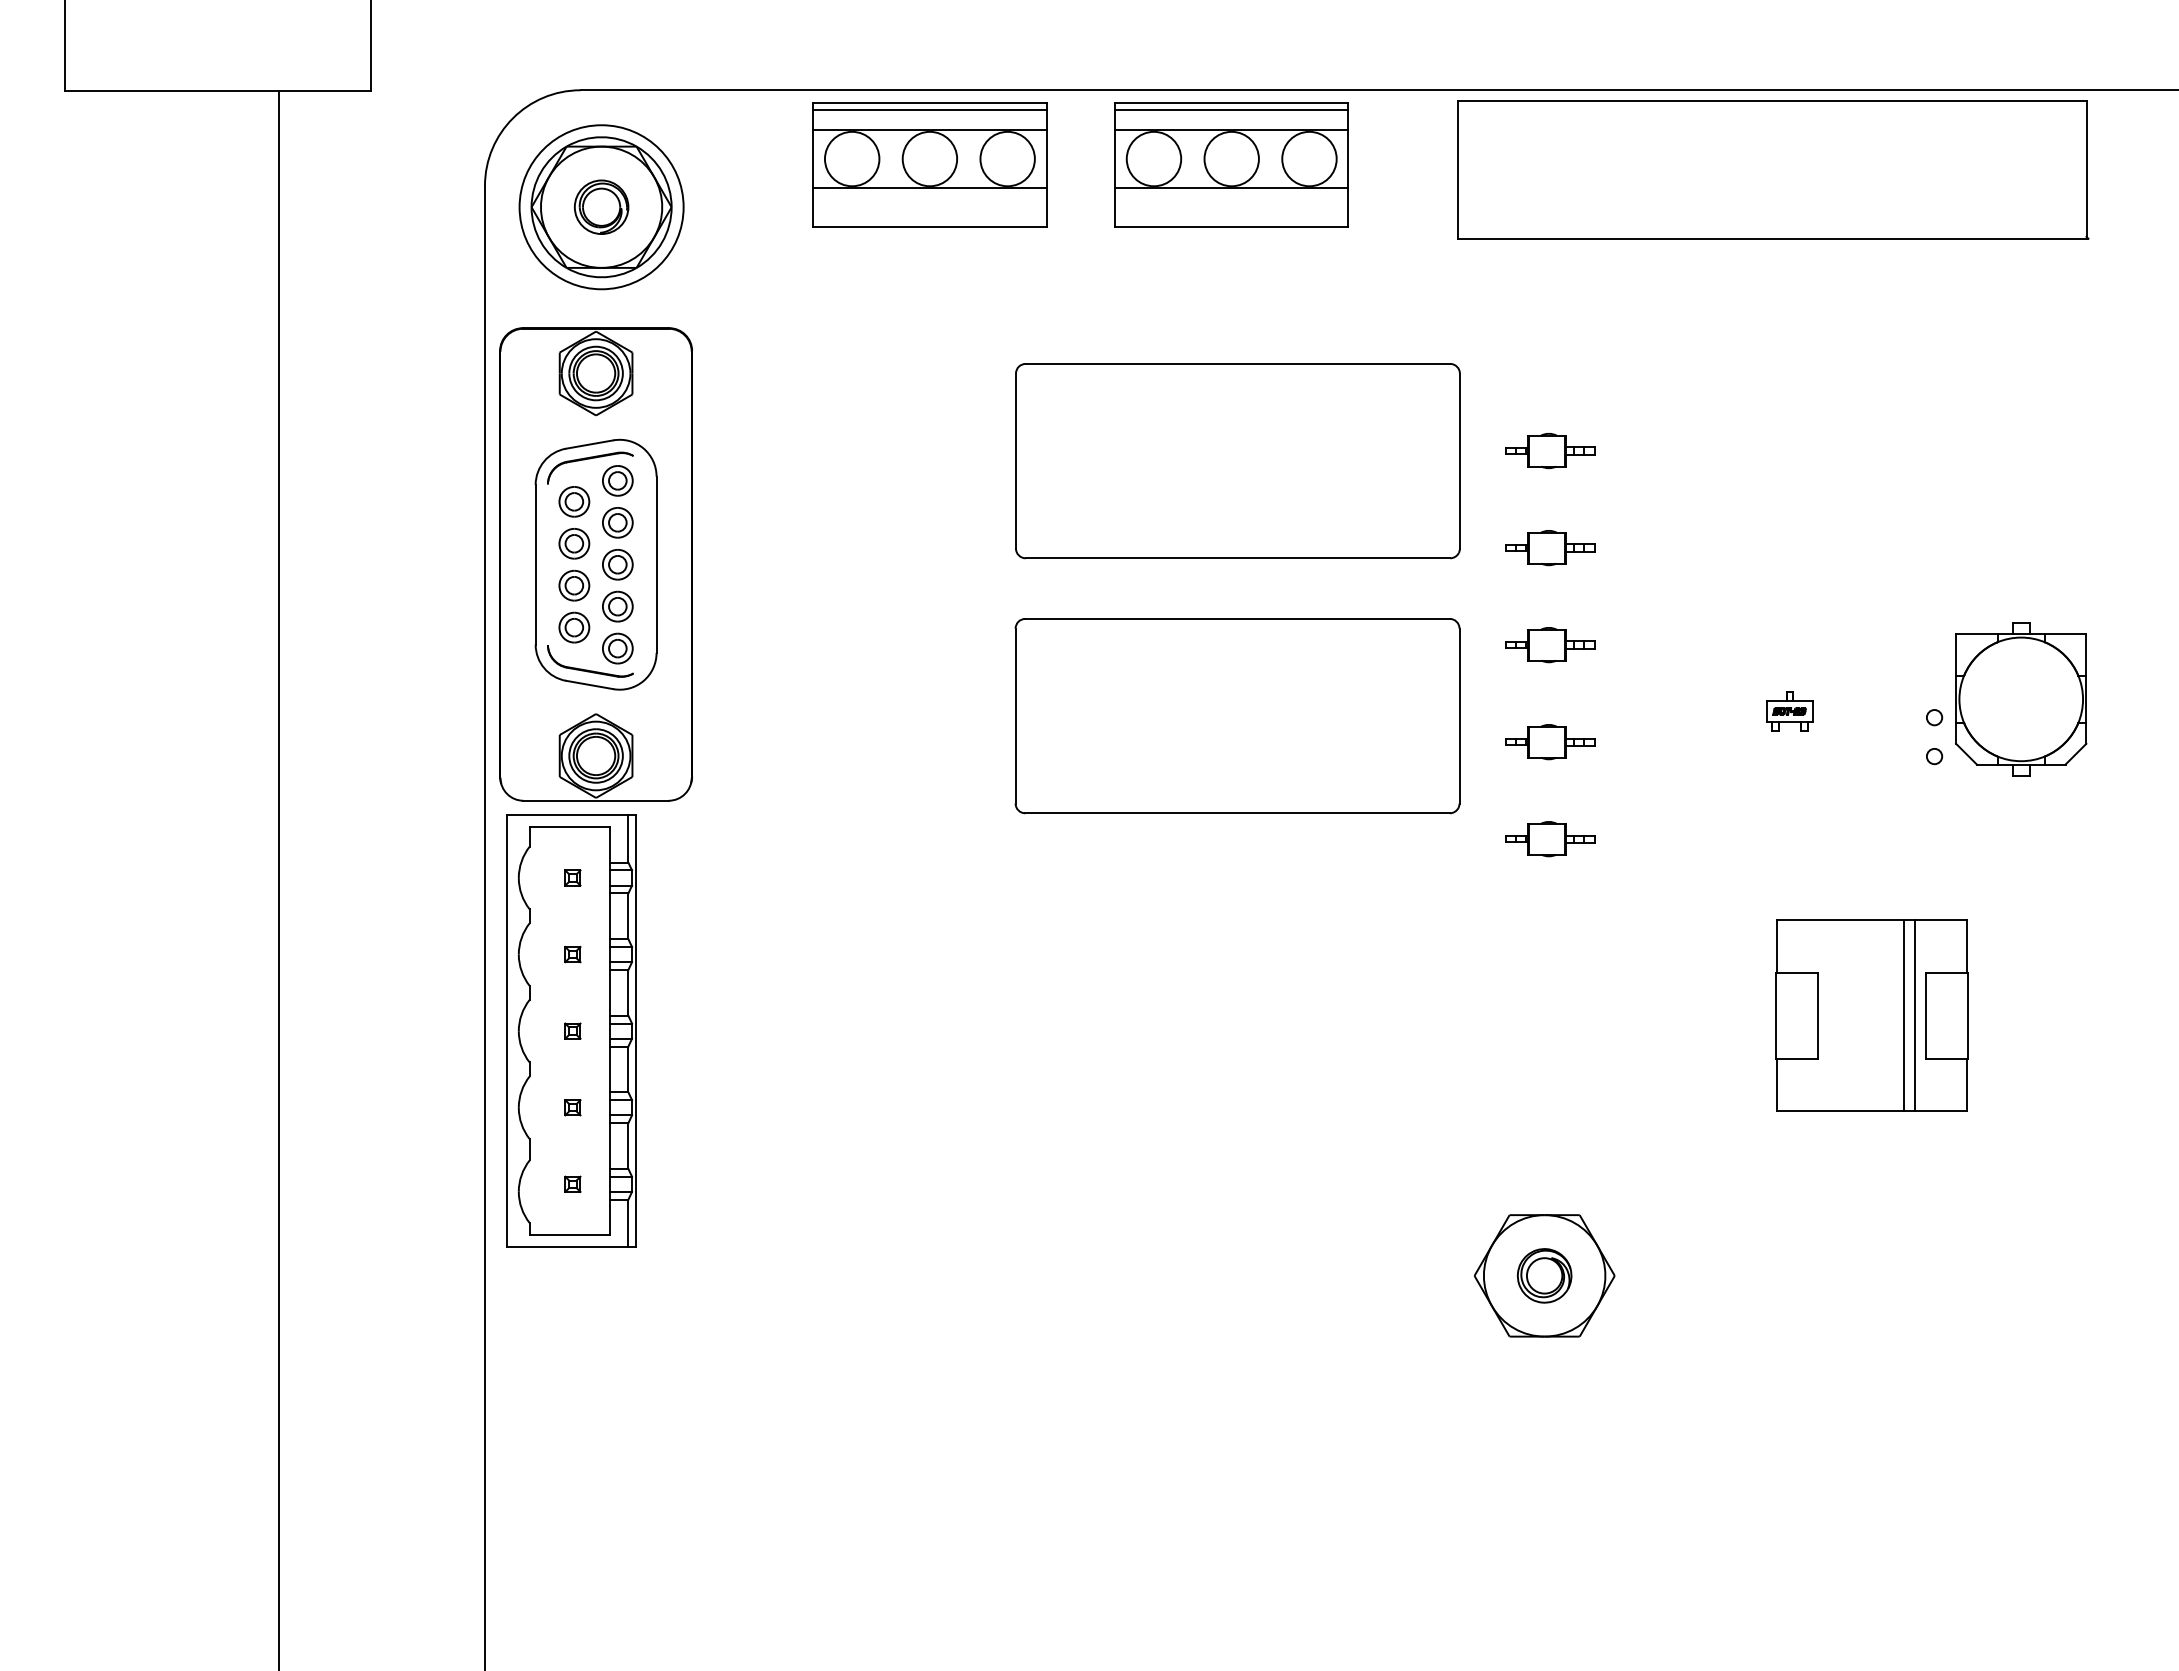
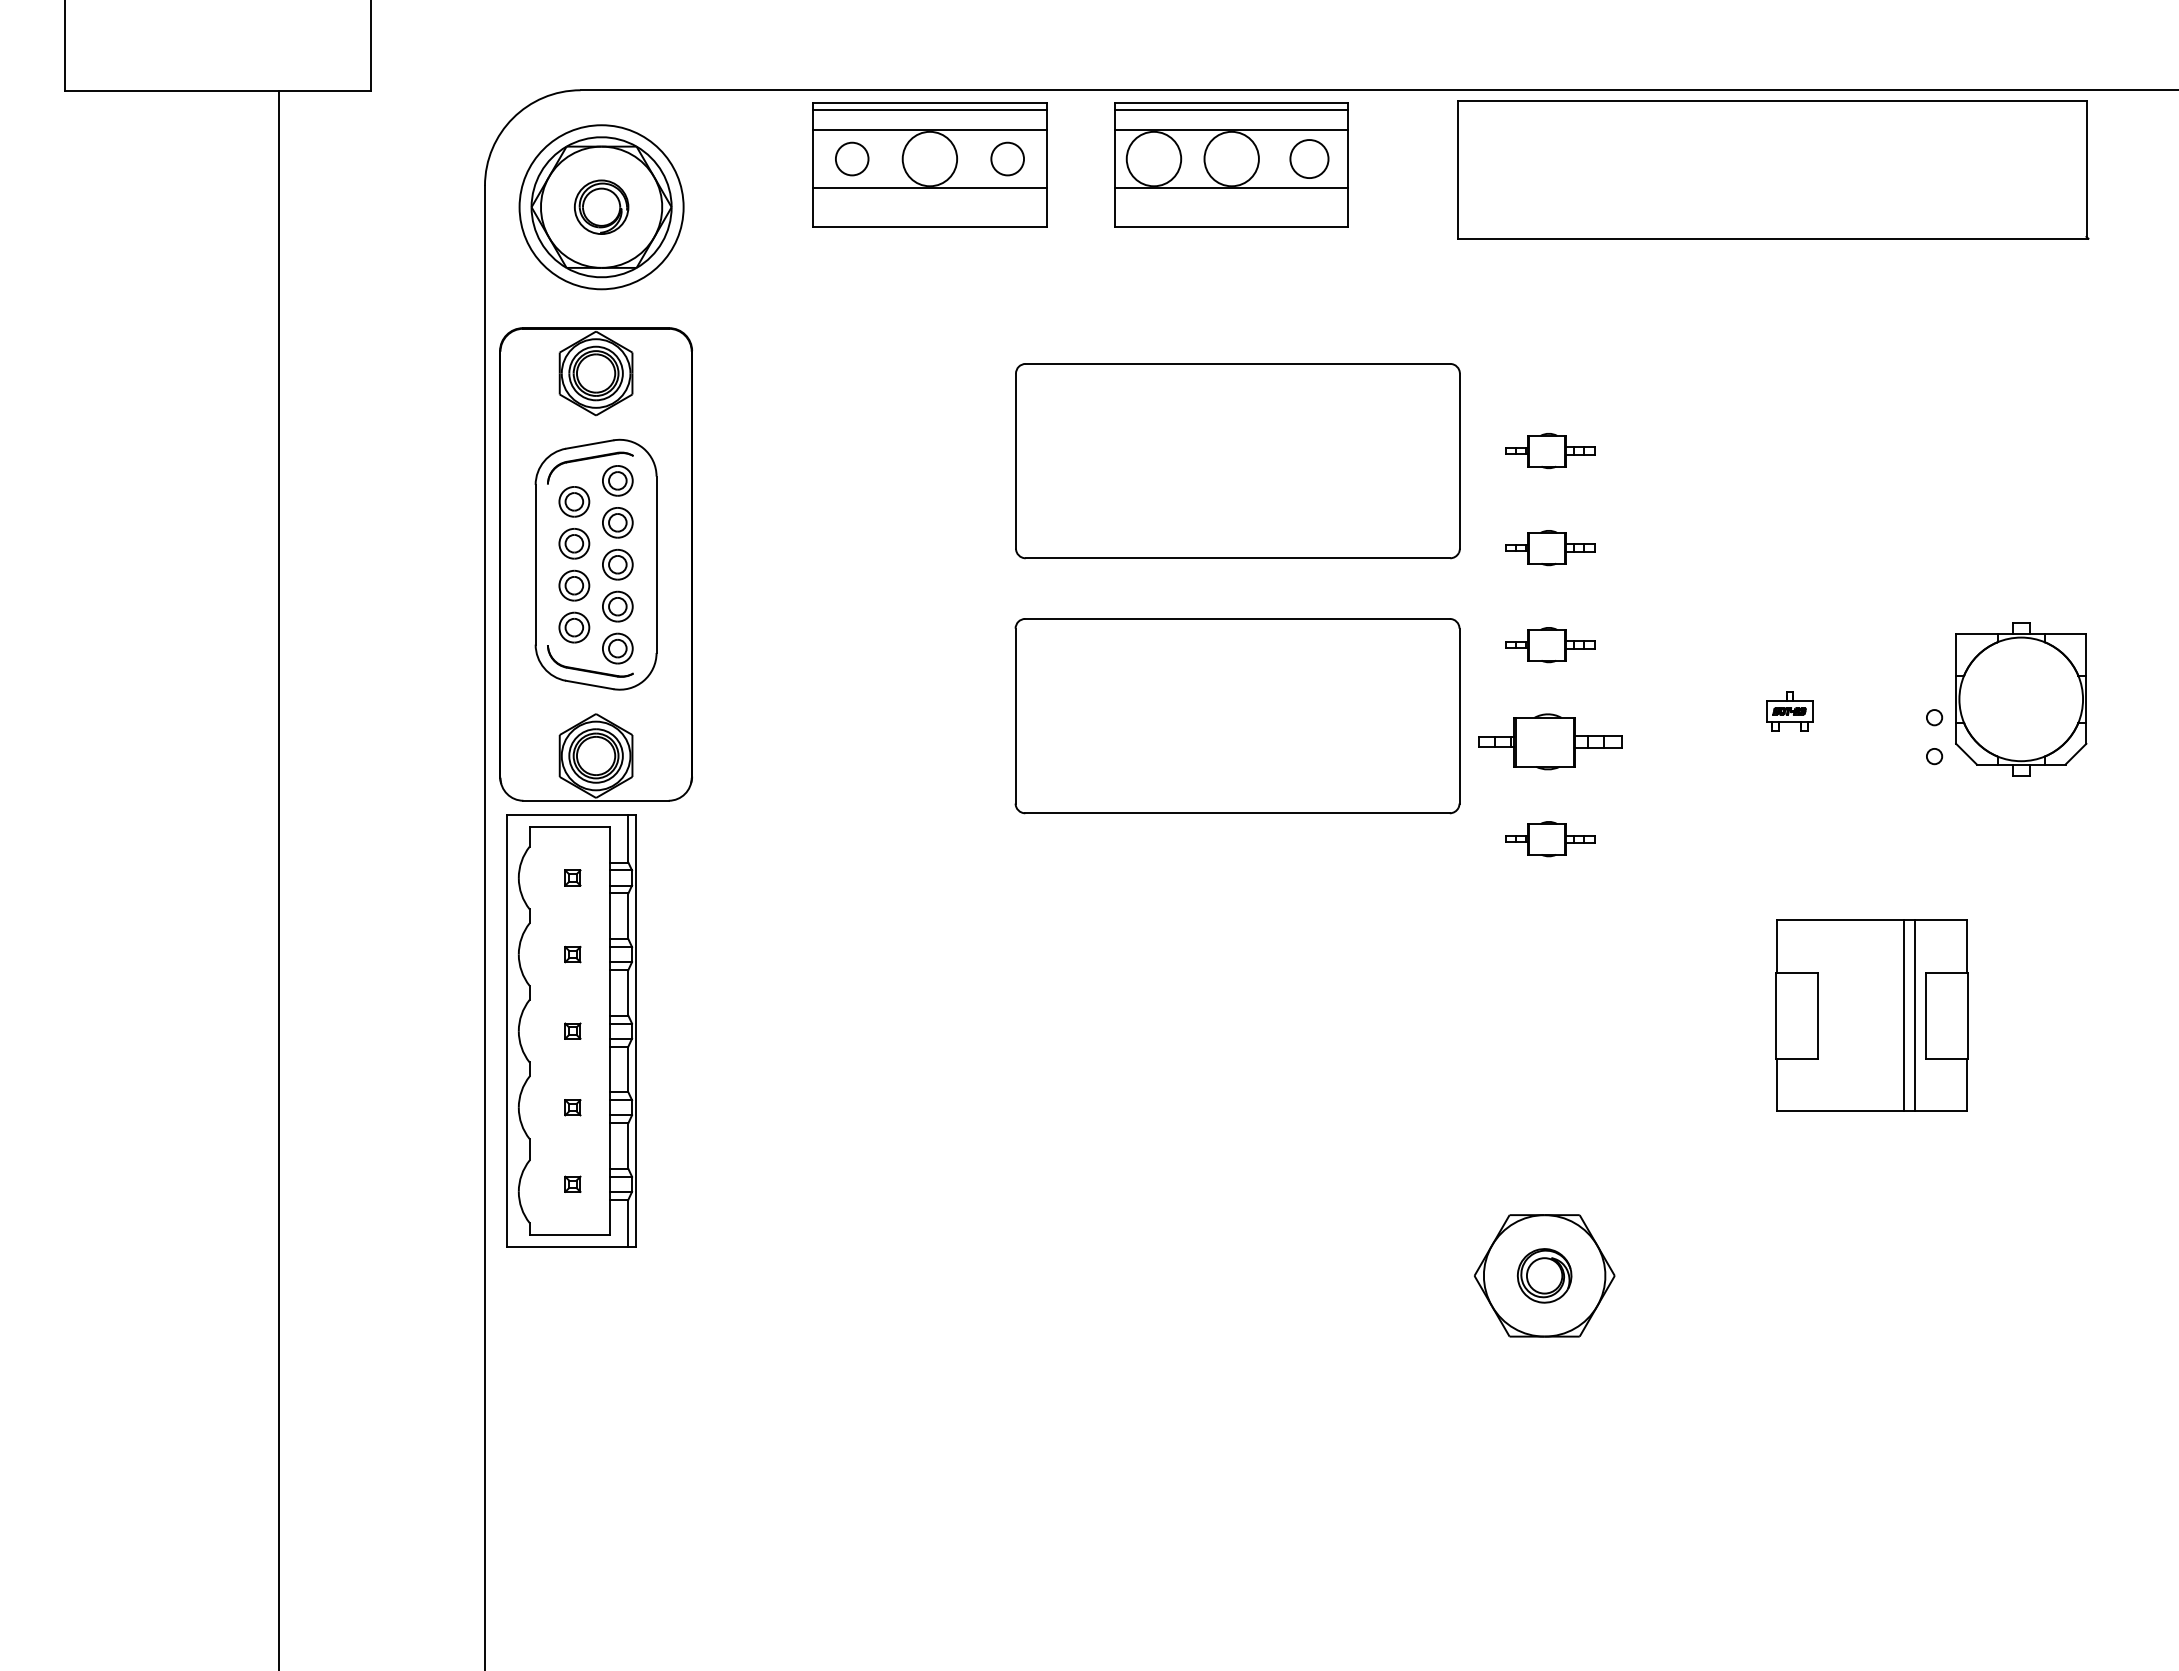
circle diameter: 54 px -> 33 px (851, 158)
circle diameter: 54 px -> 33 px (1007, 158)
circle diameter: 54 px -> 38 px (1309, 159)
part size: 91x37 px -> 145x58 px (1550, 741)
